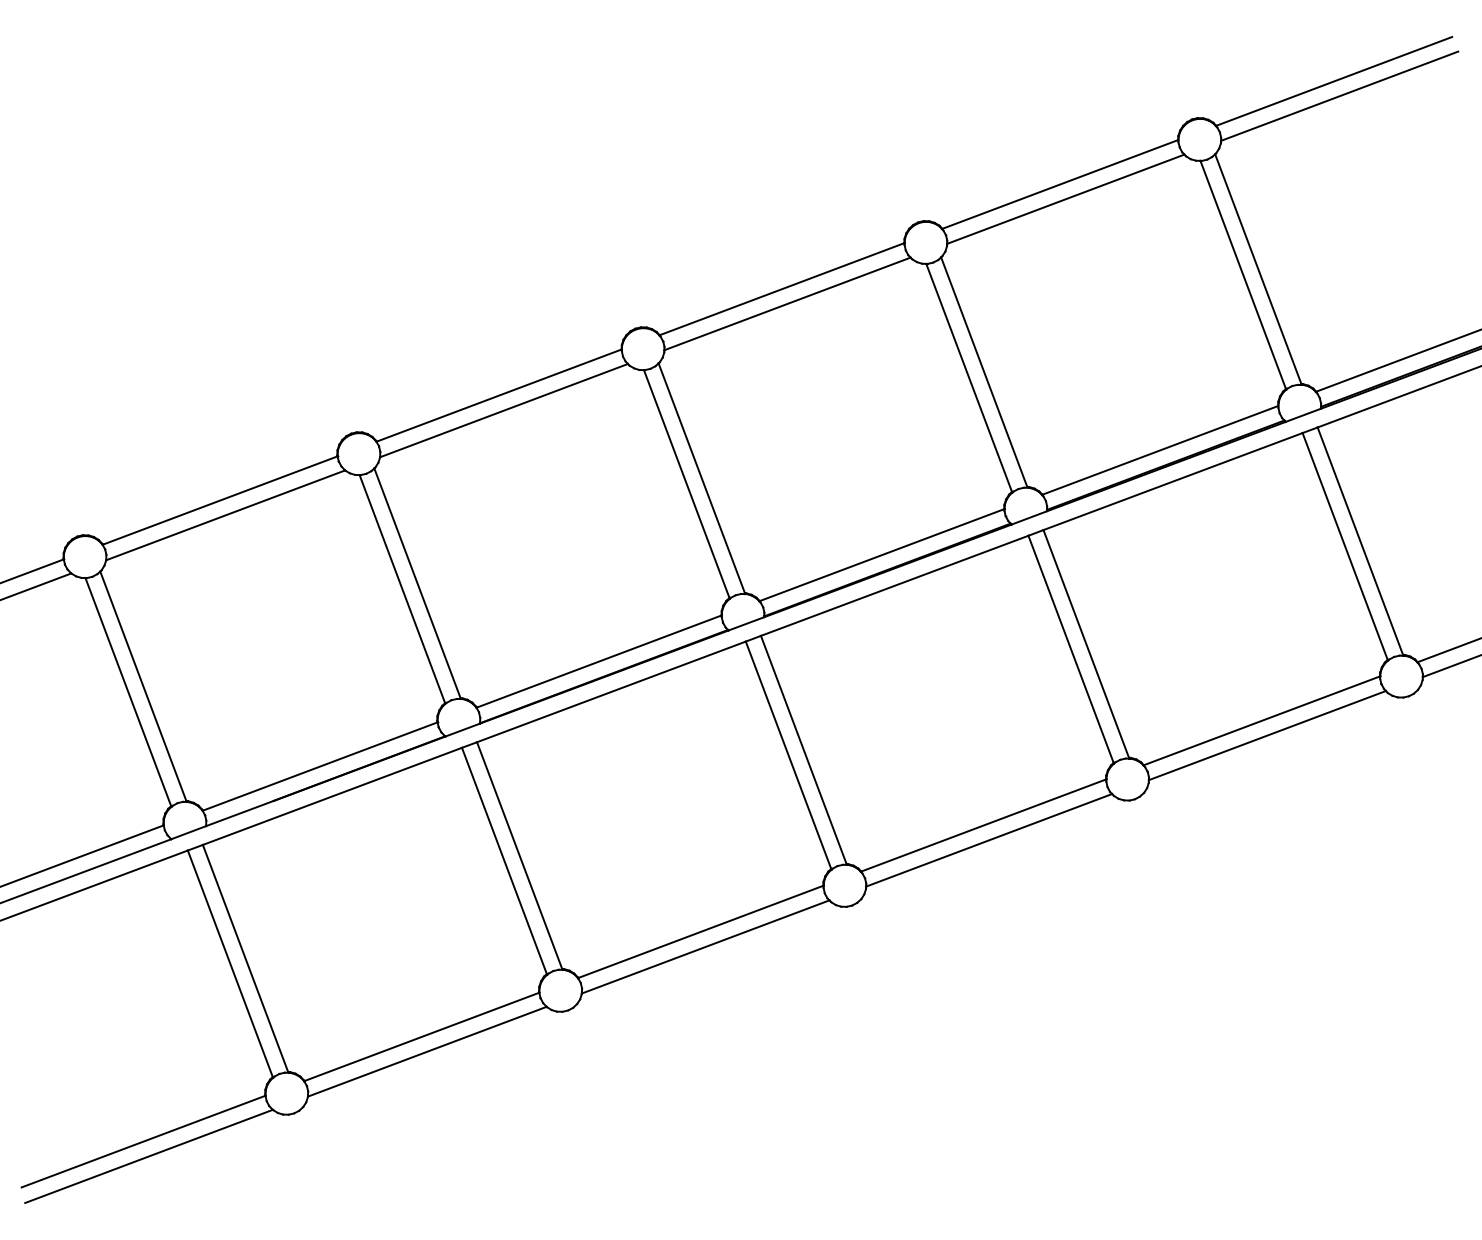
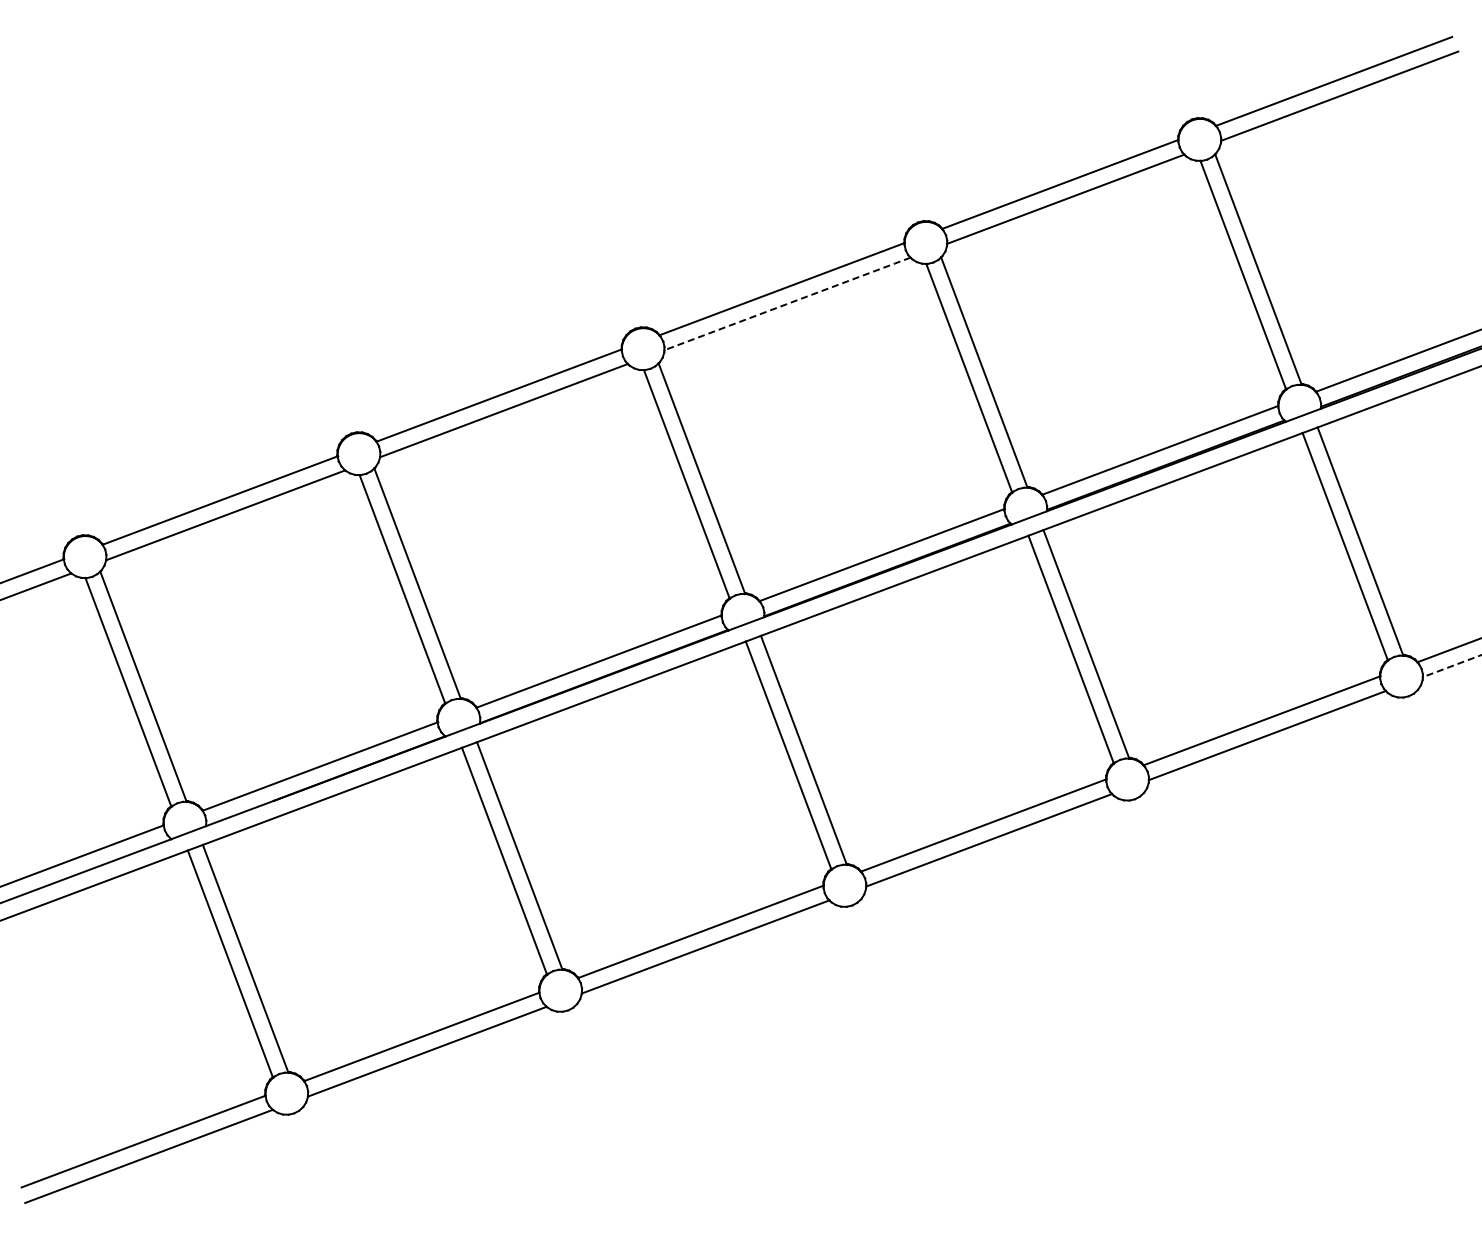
line: solid -> dashed (787, 303)
line: solid -> dashed (1451, 666)
